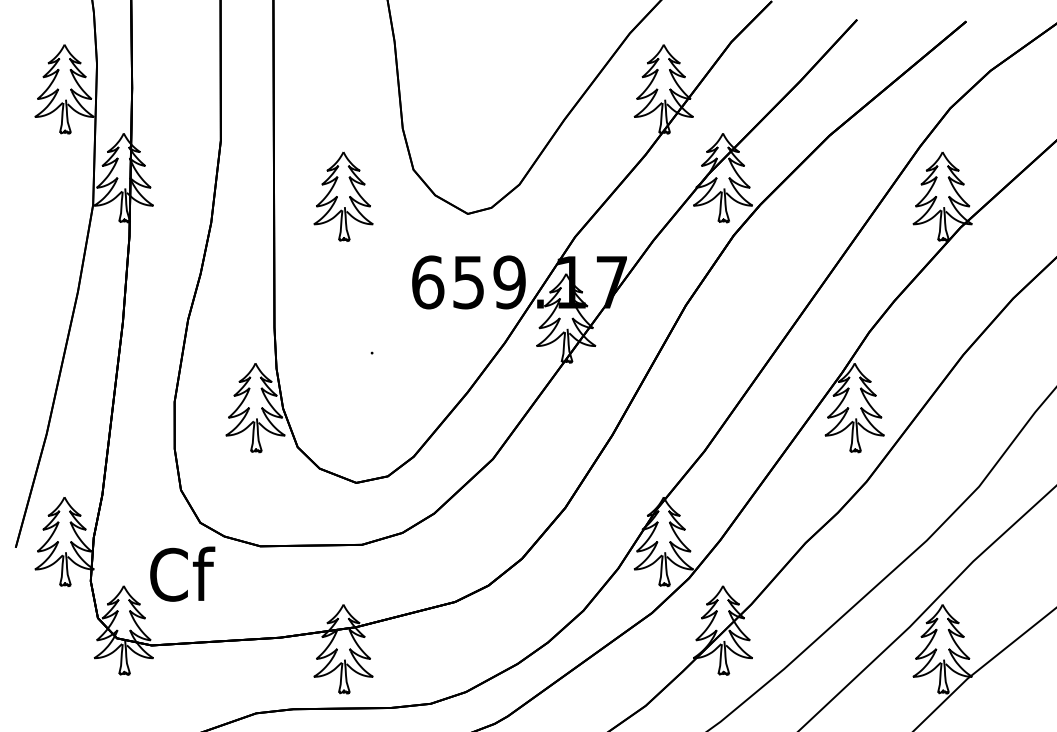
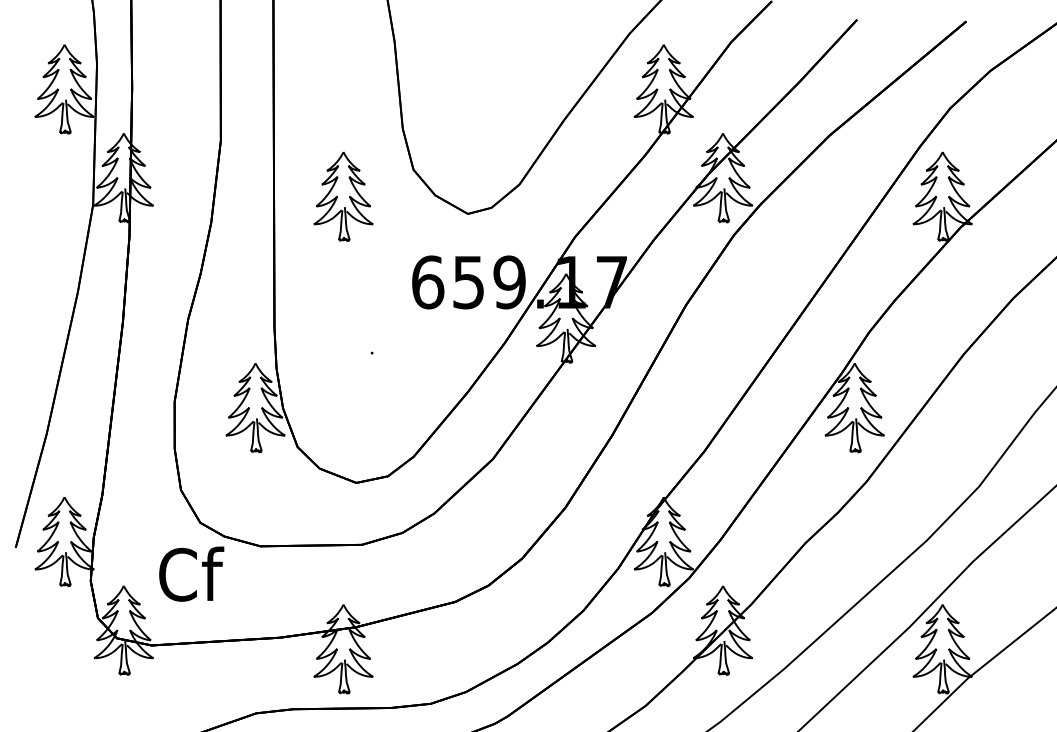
text position: (182, 573) -> (191, 573) (191, 573)
